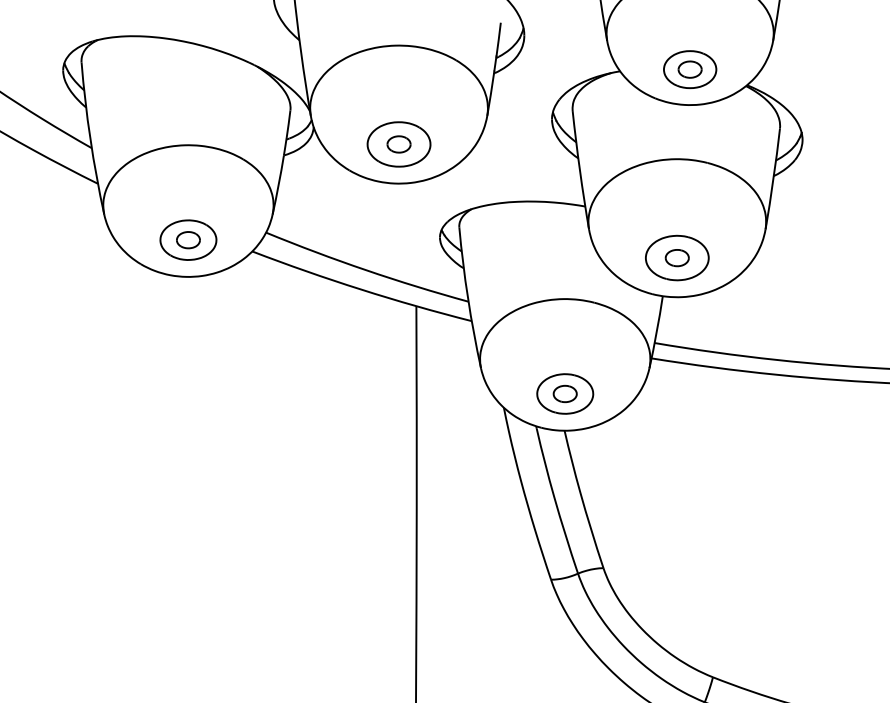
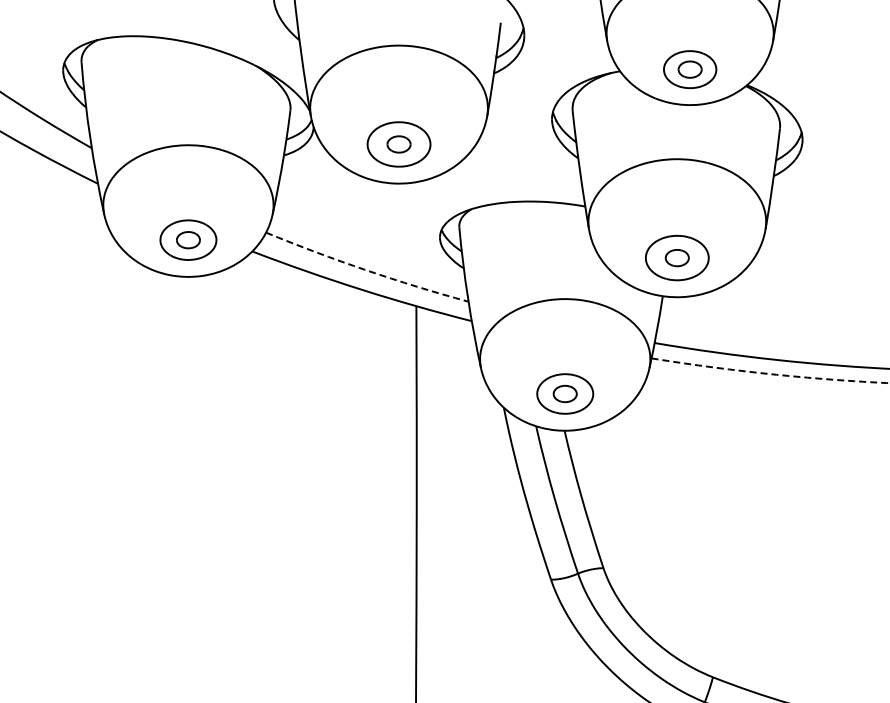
arc: solid -> dashed (366, 270)
arc: solid -> dashed (771, 374)
